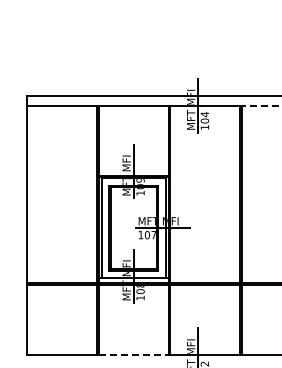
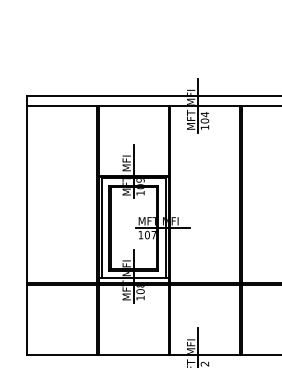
line: dashed -> solid (261, 106)
line: dashed -> solid (133, 354)
